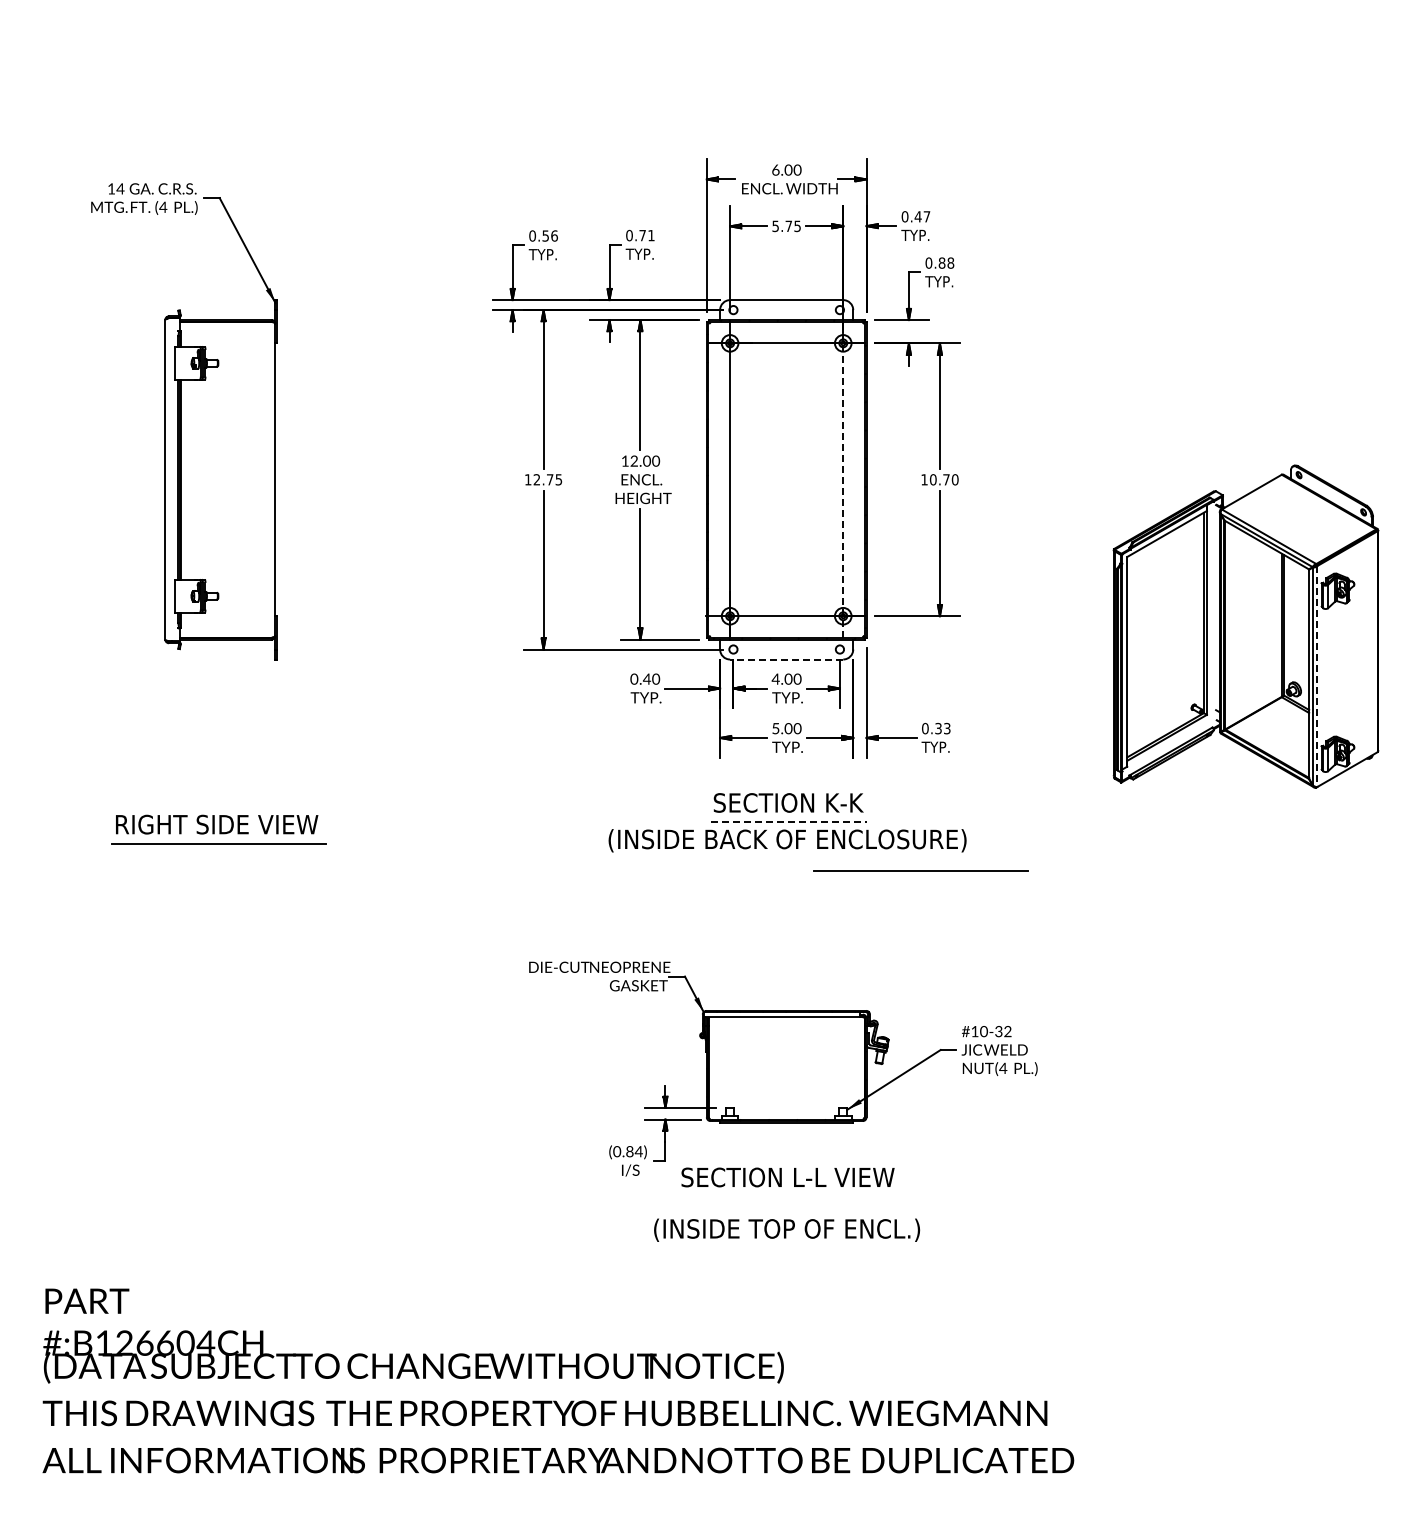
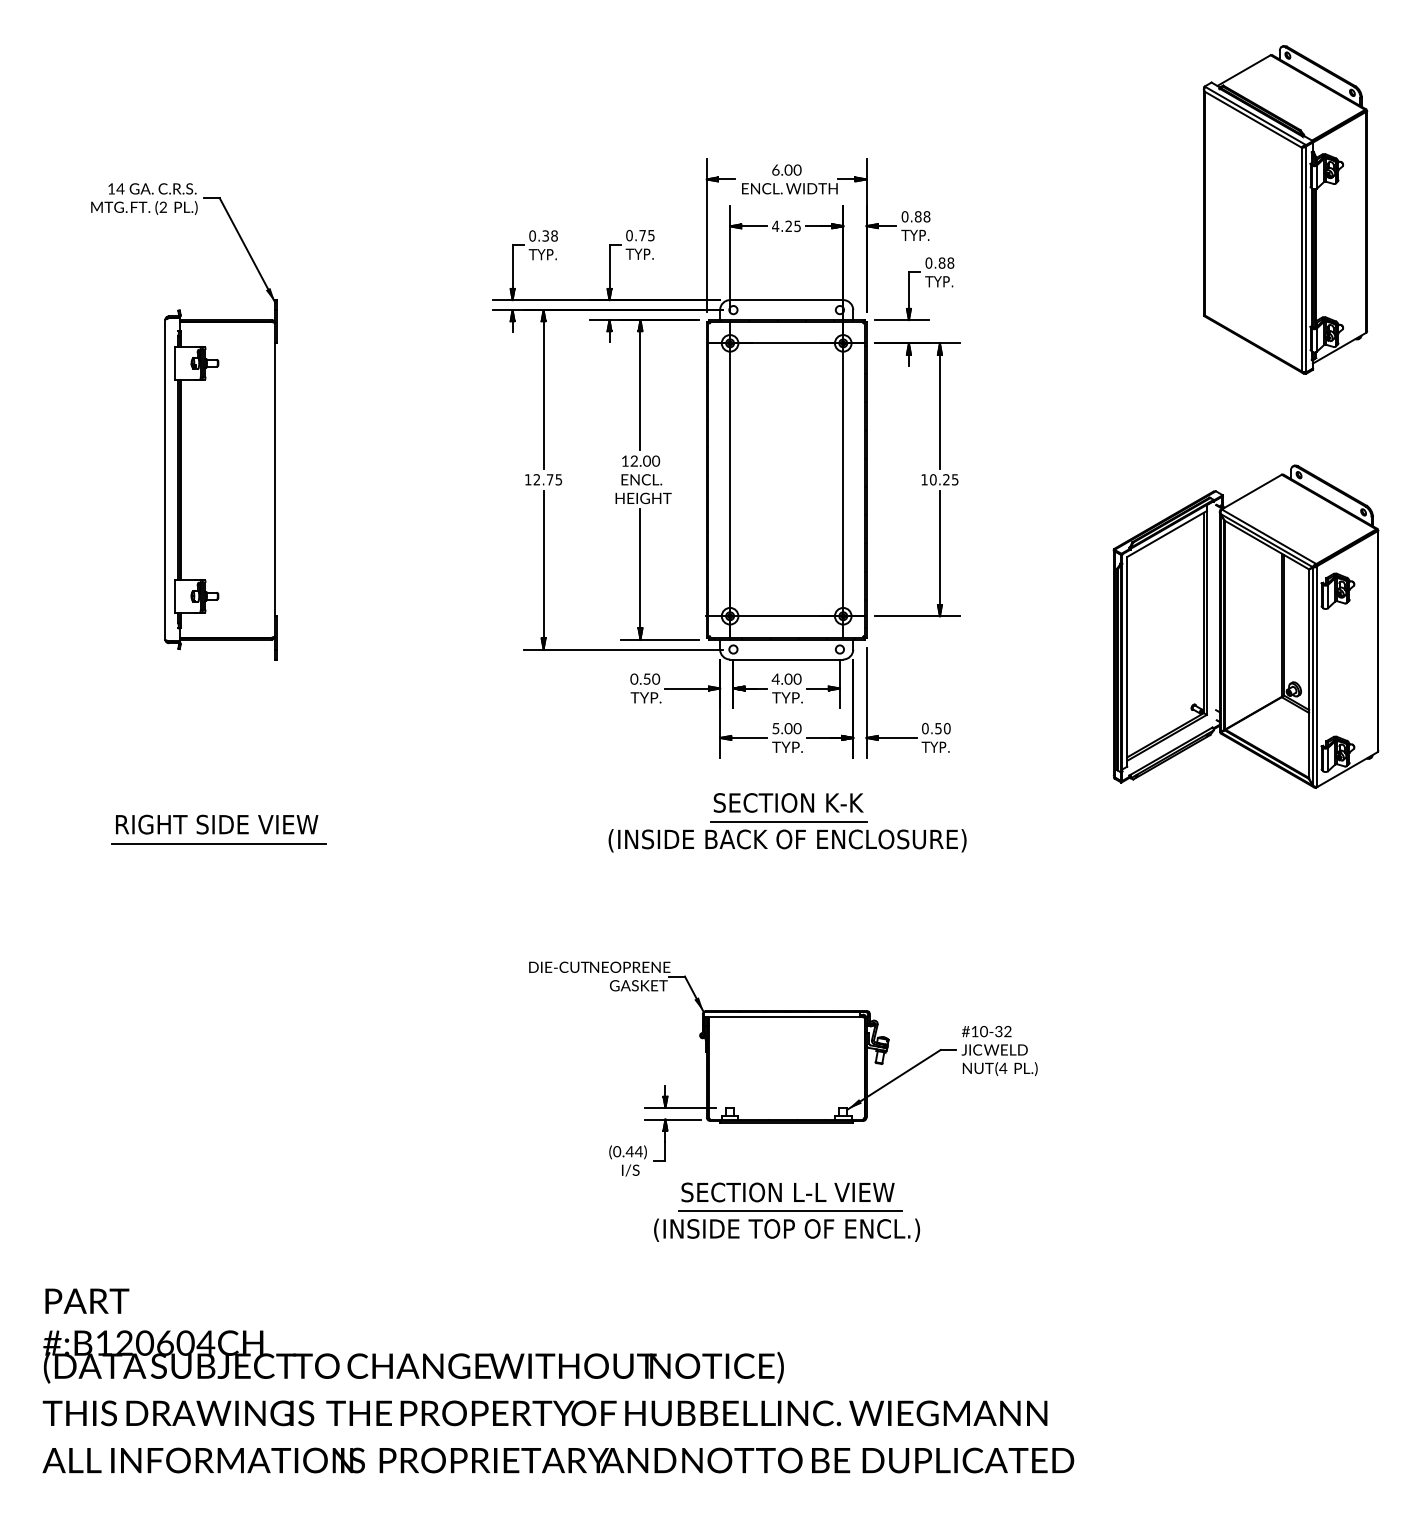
text: (4 -> (2 (163, 206)
part: none -> present (1285, 209)
text: 0.47 -> 0.88 (922, 216)
text: 5.75 -> 4.25 (781, 226)
text: 0.56 -> 0.38 (549, 235)
text: 0.71 -> 0.75 (651, 235)
line: dashed -> solid (843, 479)
text: 10.70 -> 10.25 (950, 479)
line: dashed -> solid (786, 659)
line: dashed -> solid (1317, 676)
text: 0.40 -> 0.50 (647, 678)
text: 0.33 -> 0.50 (942, 728)
line: dashed -> solid (789, 821)
line: present -> none (920, 870)
text: (0.84) -> (0.44) (629, 1151)
text position: (787, 1177) -> (787, 1192) (787, 1192)
line: none -> present (790, 1211)
text: #:B126604CH -> #:B120604CH (145, 1342)
